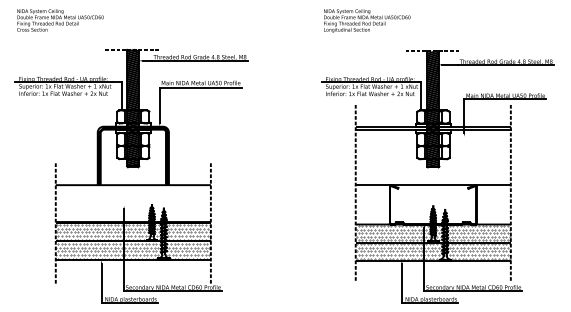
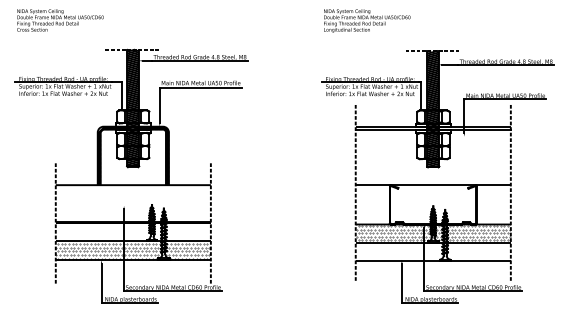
hatch: present -> none (132, 231)
hatch: present -> none (432, 251)
